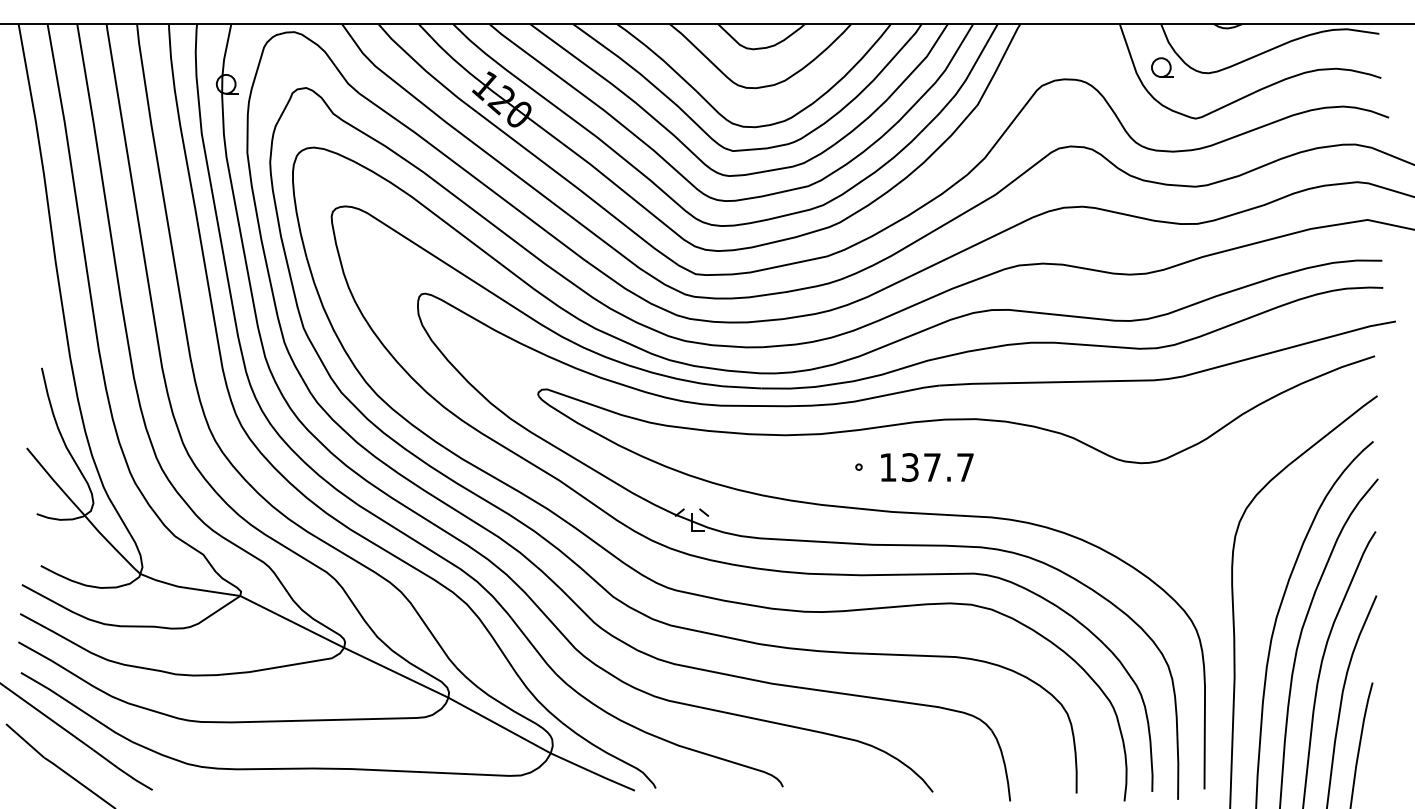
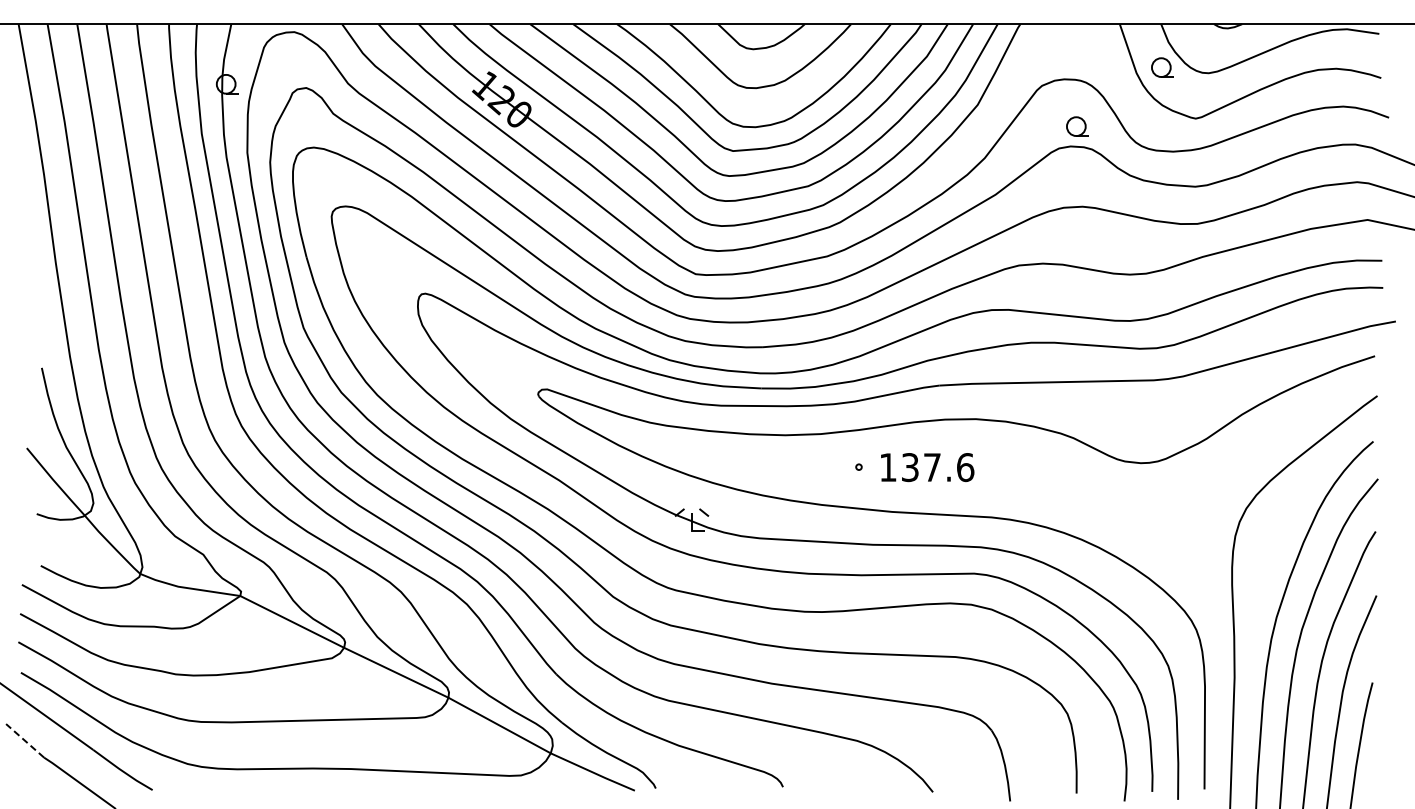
part: none -> present (1077, 126)
text: 137.7 -> 137.6 (965, 467)
line: solid -> dashed (24, 740)
